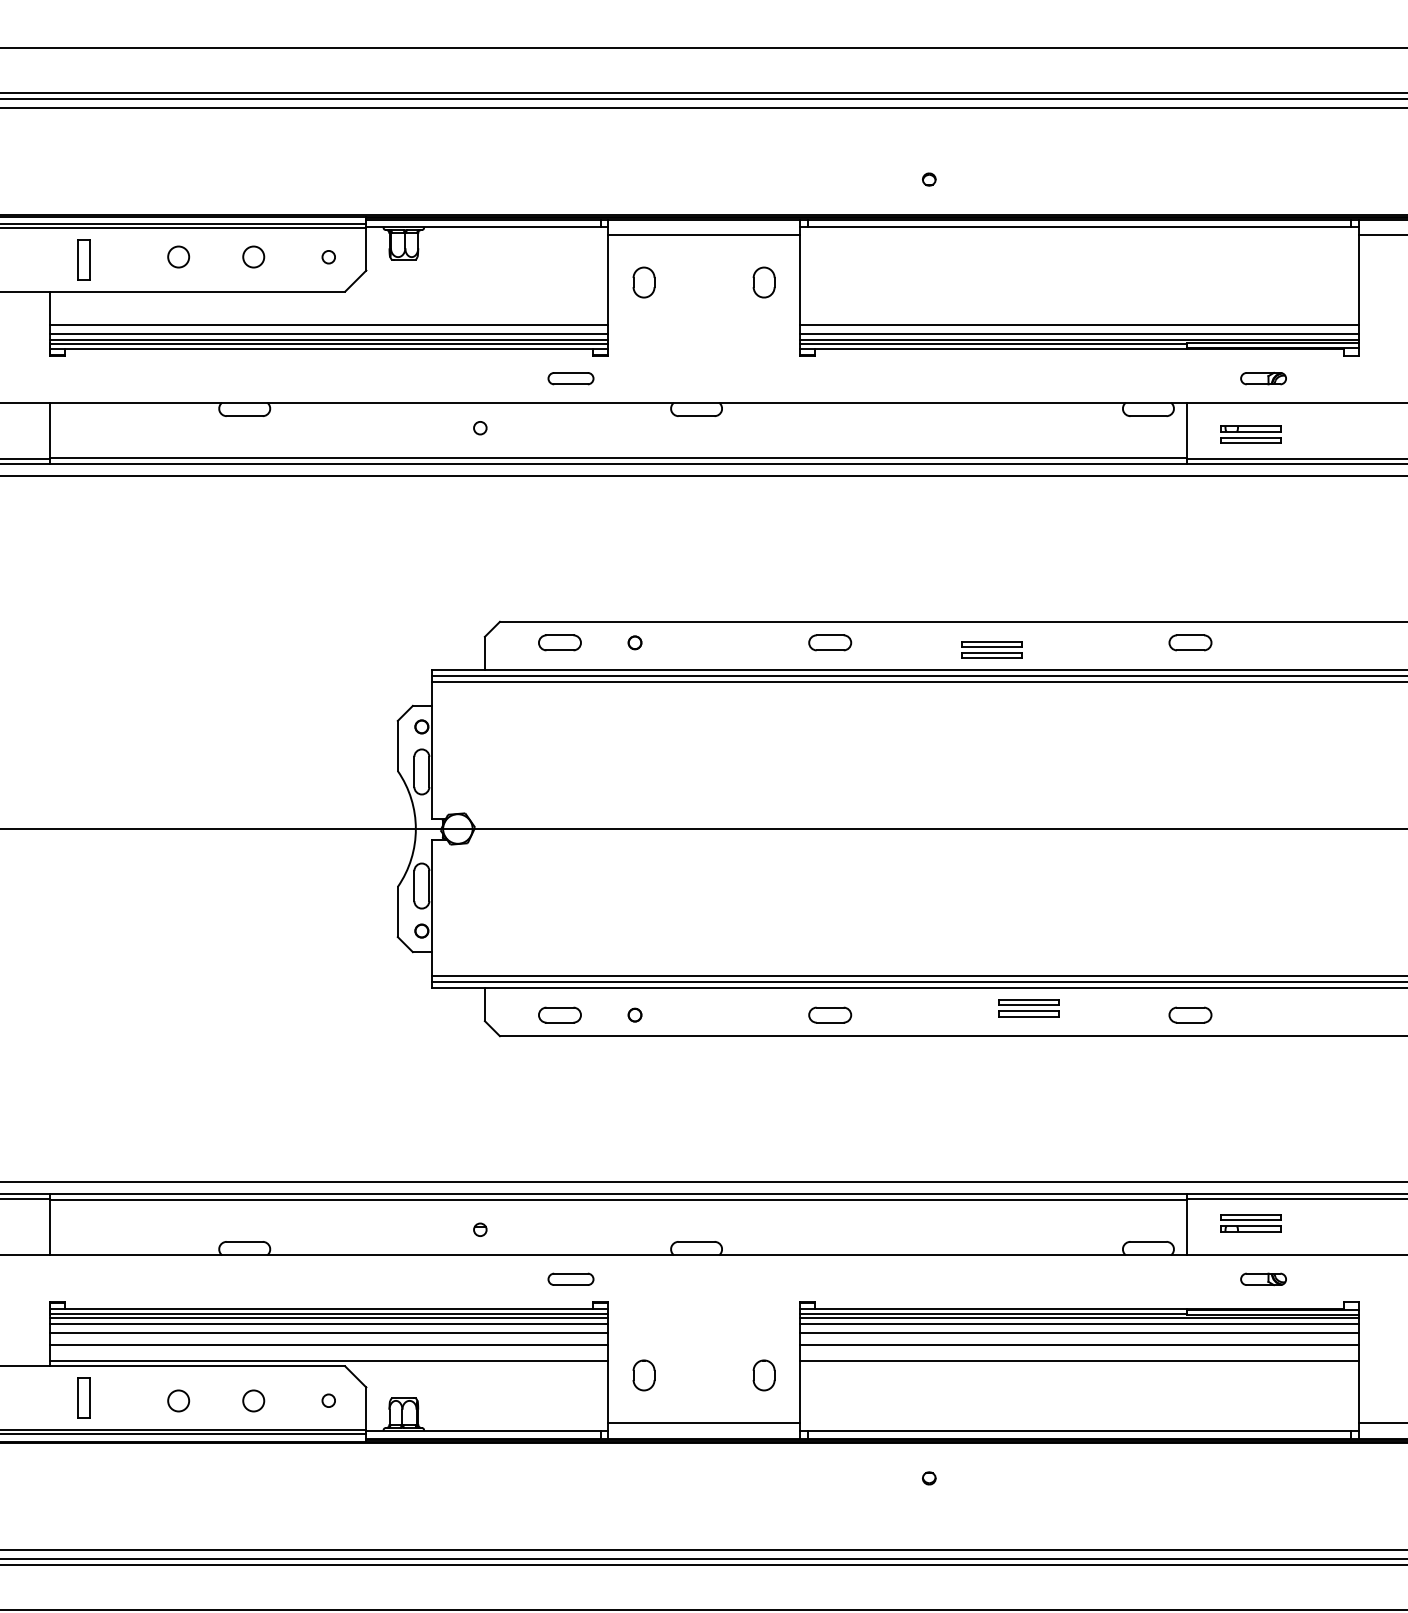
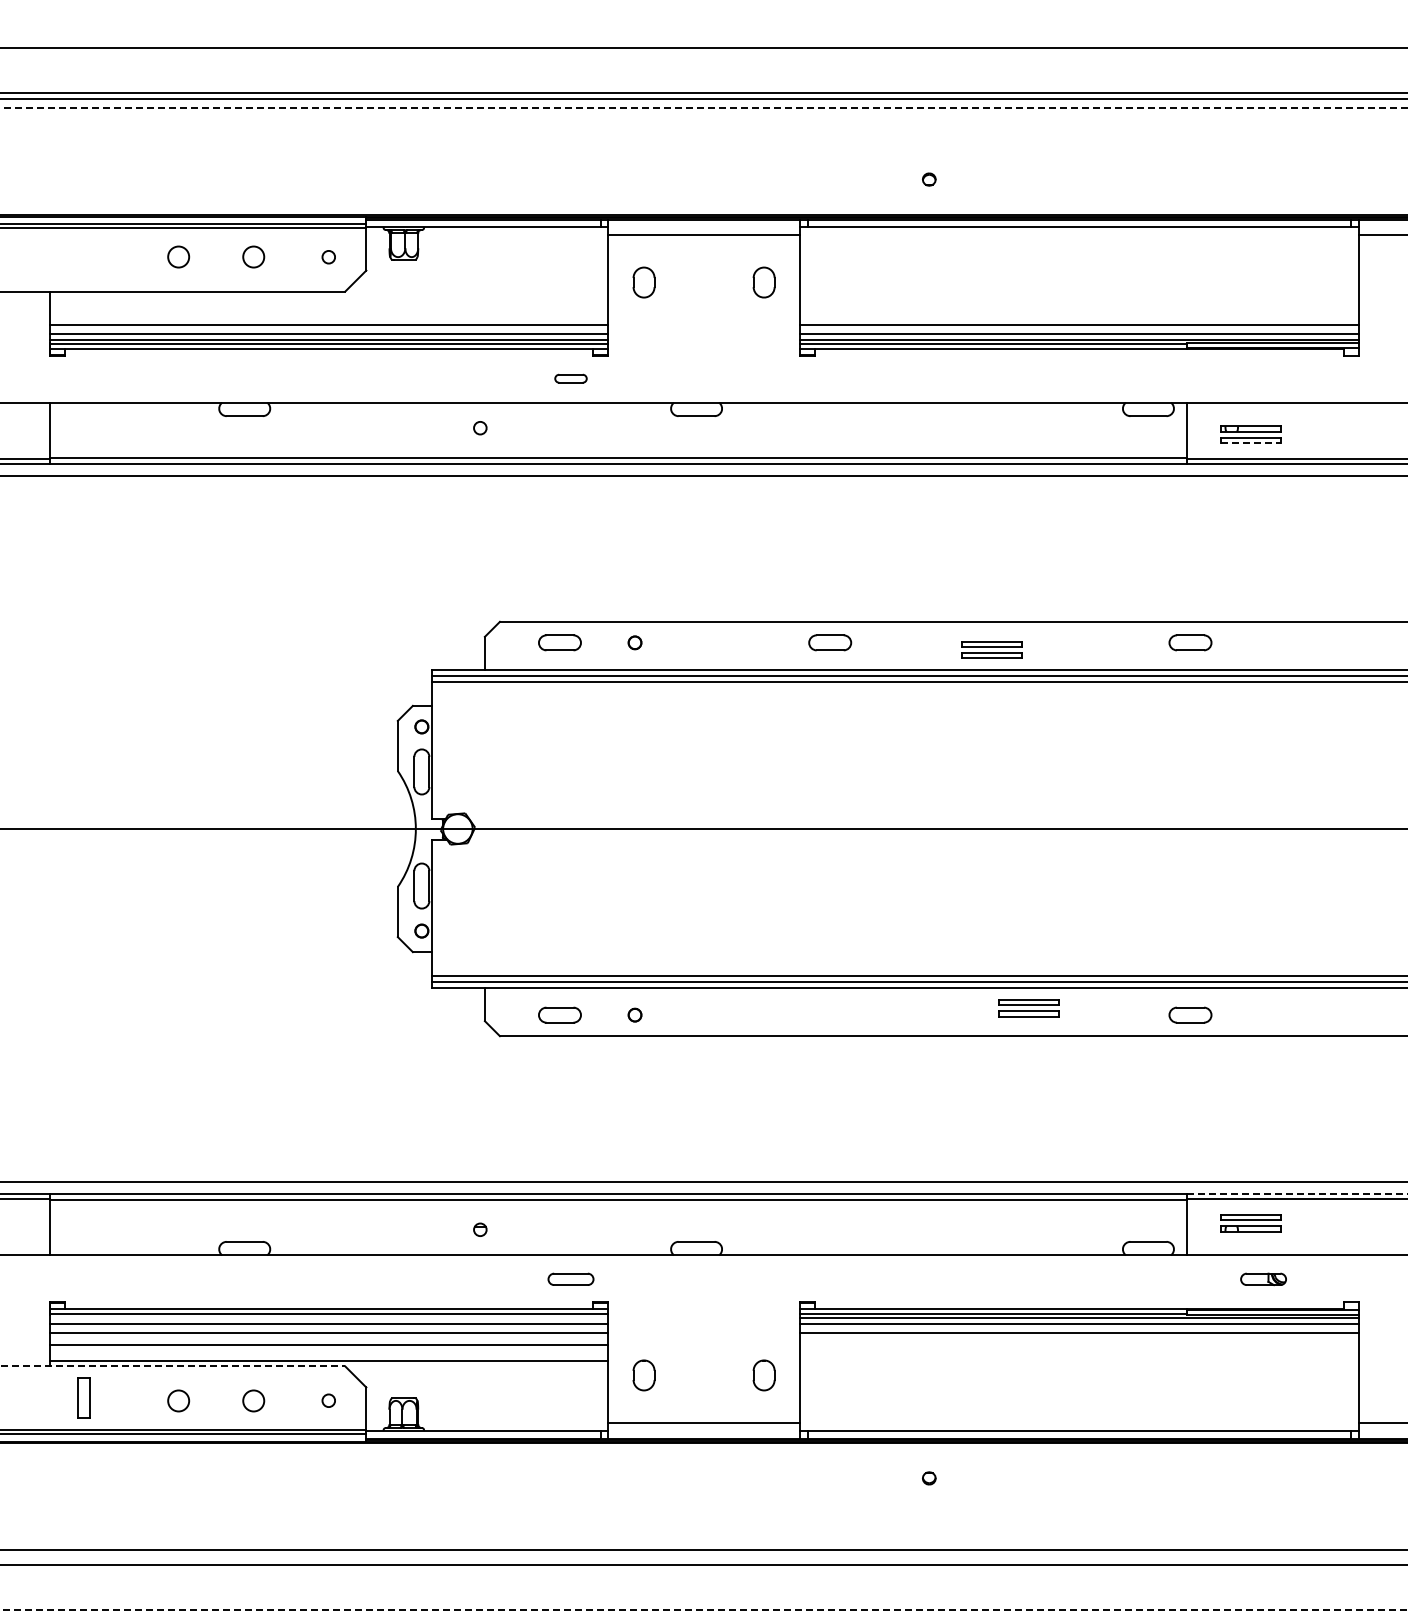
line: solid -> dashed (704, 108)
part: present -> none (83, 259)
part size: 48x14 px -> 34x11 px (570, 378)
part: present -> none (1263, 378)
line: solid -> dashed (1251, 443)
part: present -> none (830, 1014)
line: solid -> dashed (1298, 1193)
line: present -> none (328, 1318)
line: present -> none (1079, 1345)
line: present -> none (1079, 1360)
line: solid -> dashed (173, 1366)
line: present -> none (703, 1558)
line: solid -> dashed (703, 1609)
